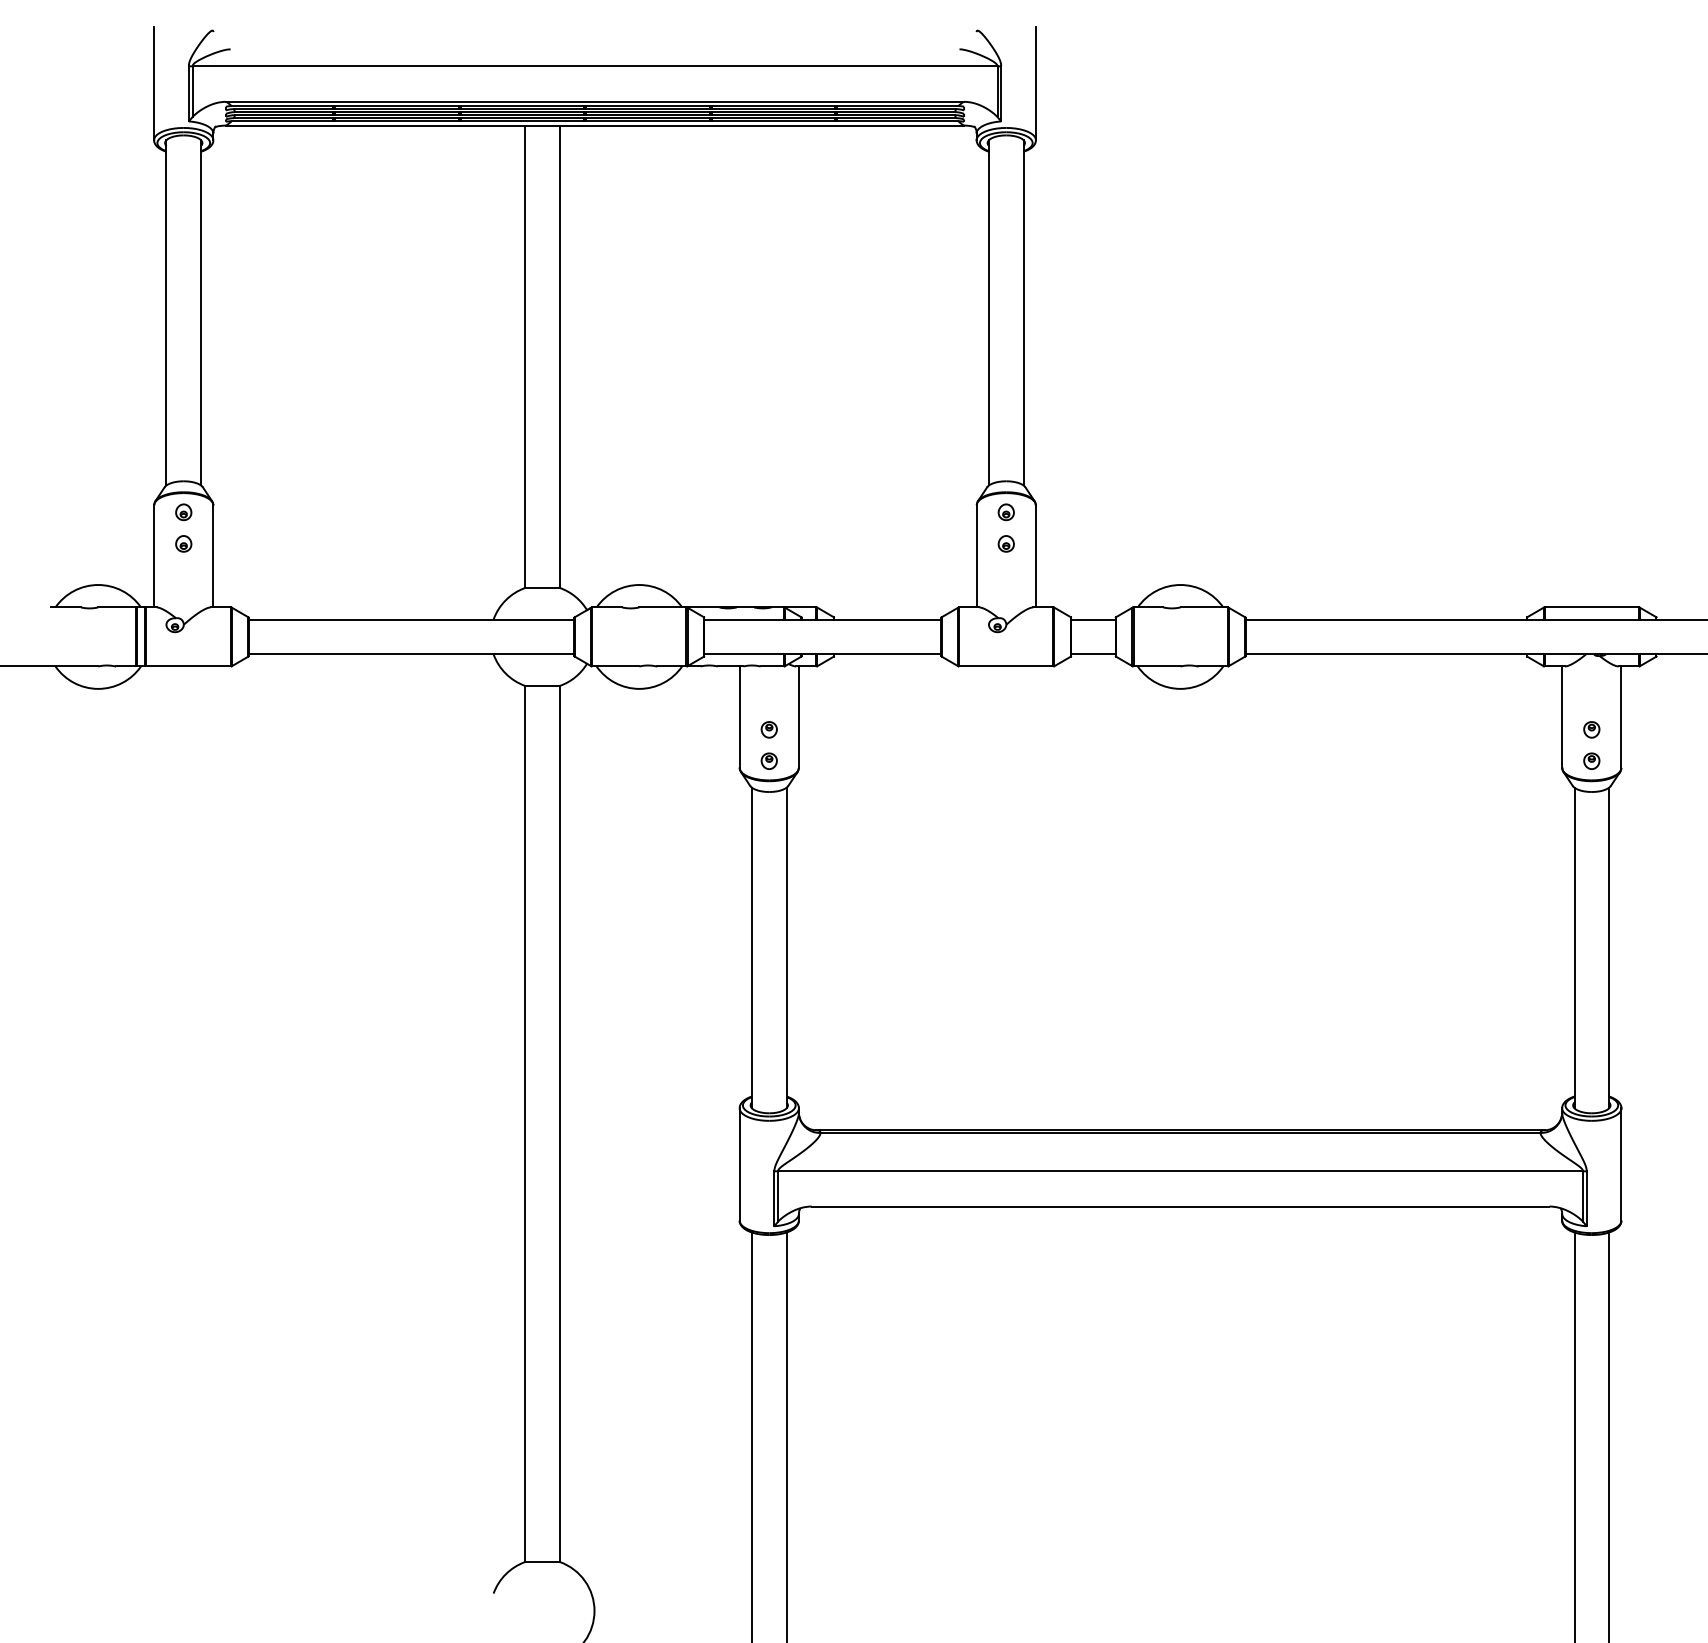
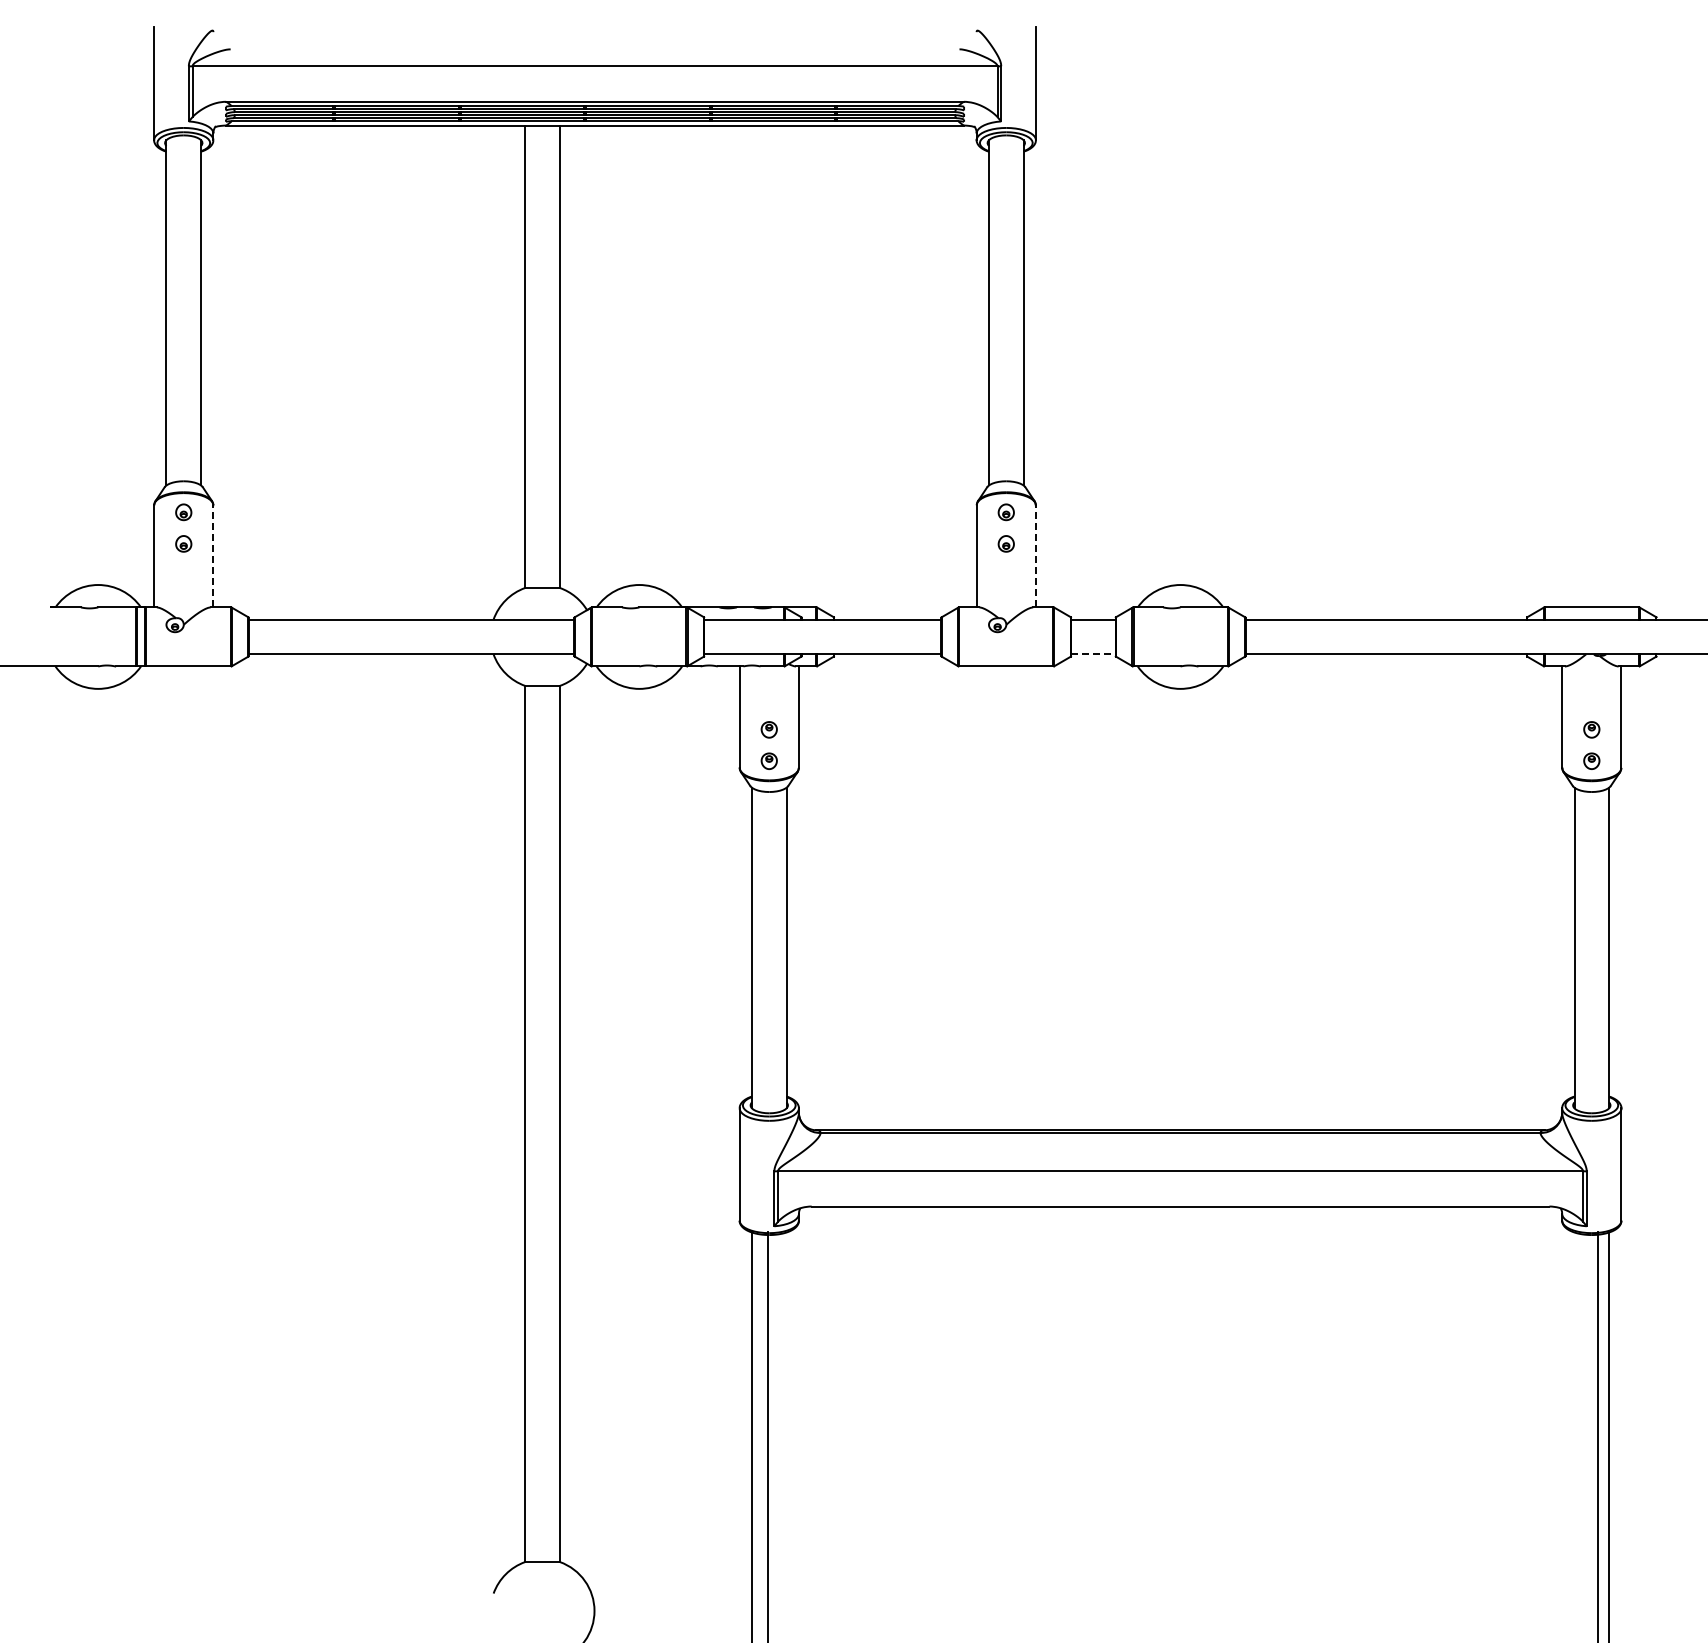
line: solid -> dashed (213, 555)
line: solid -> dashed (1035, 555)
line: solid -> dashed (1093, 654)
line position: (786, 1435) -> (767, 1435) (767, 1435)
line position: (1574, 1435) -> (1597, 1435) (1597, 1435)
